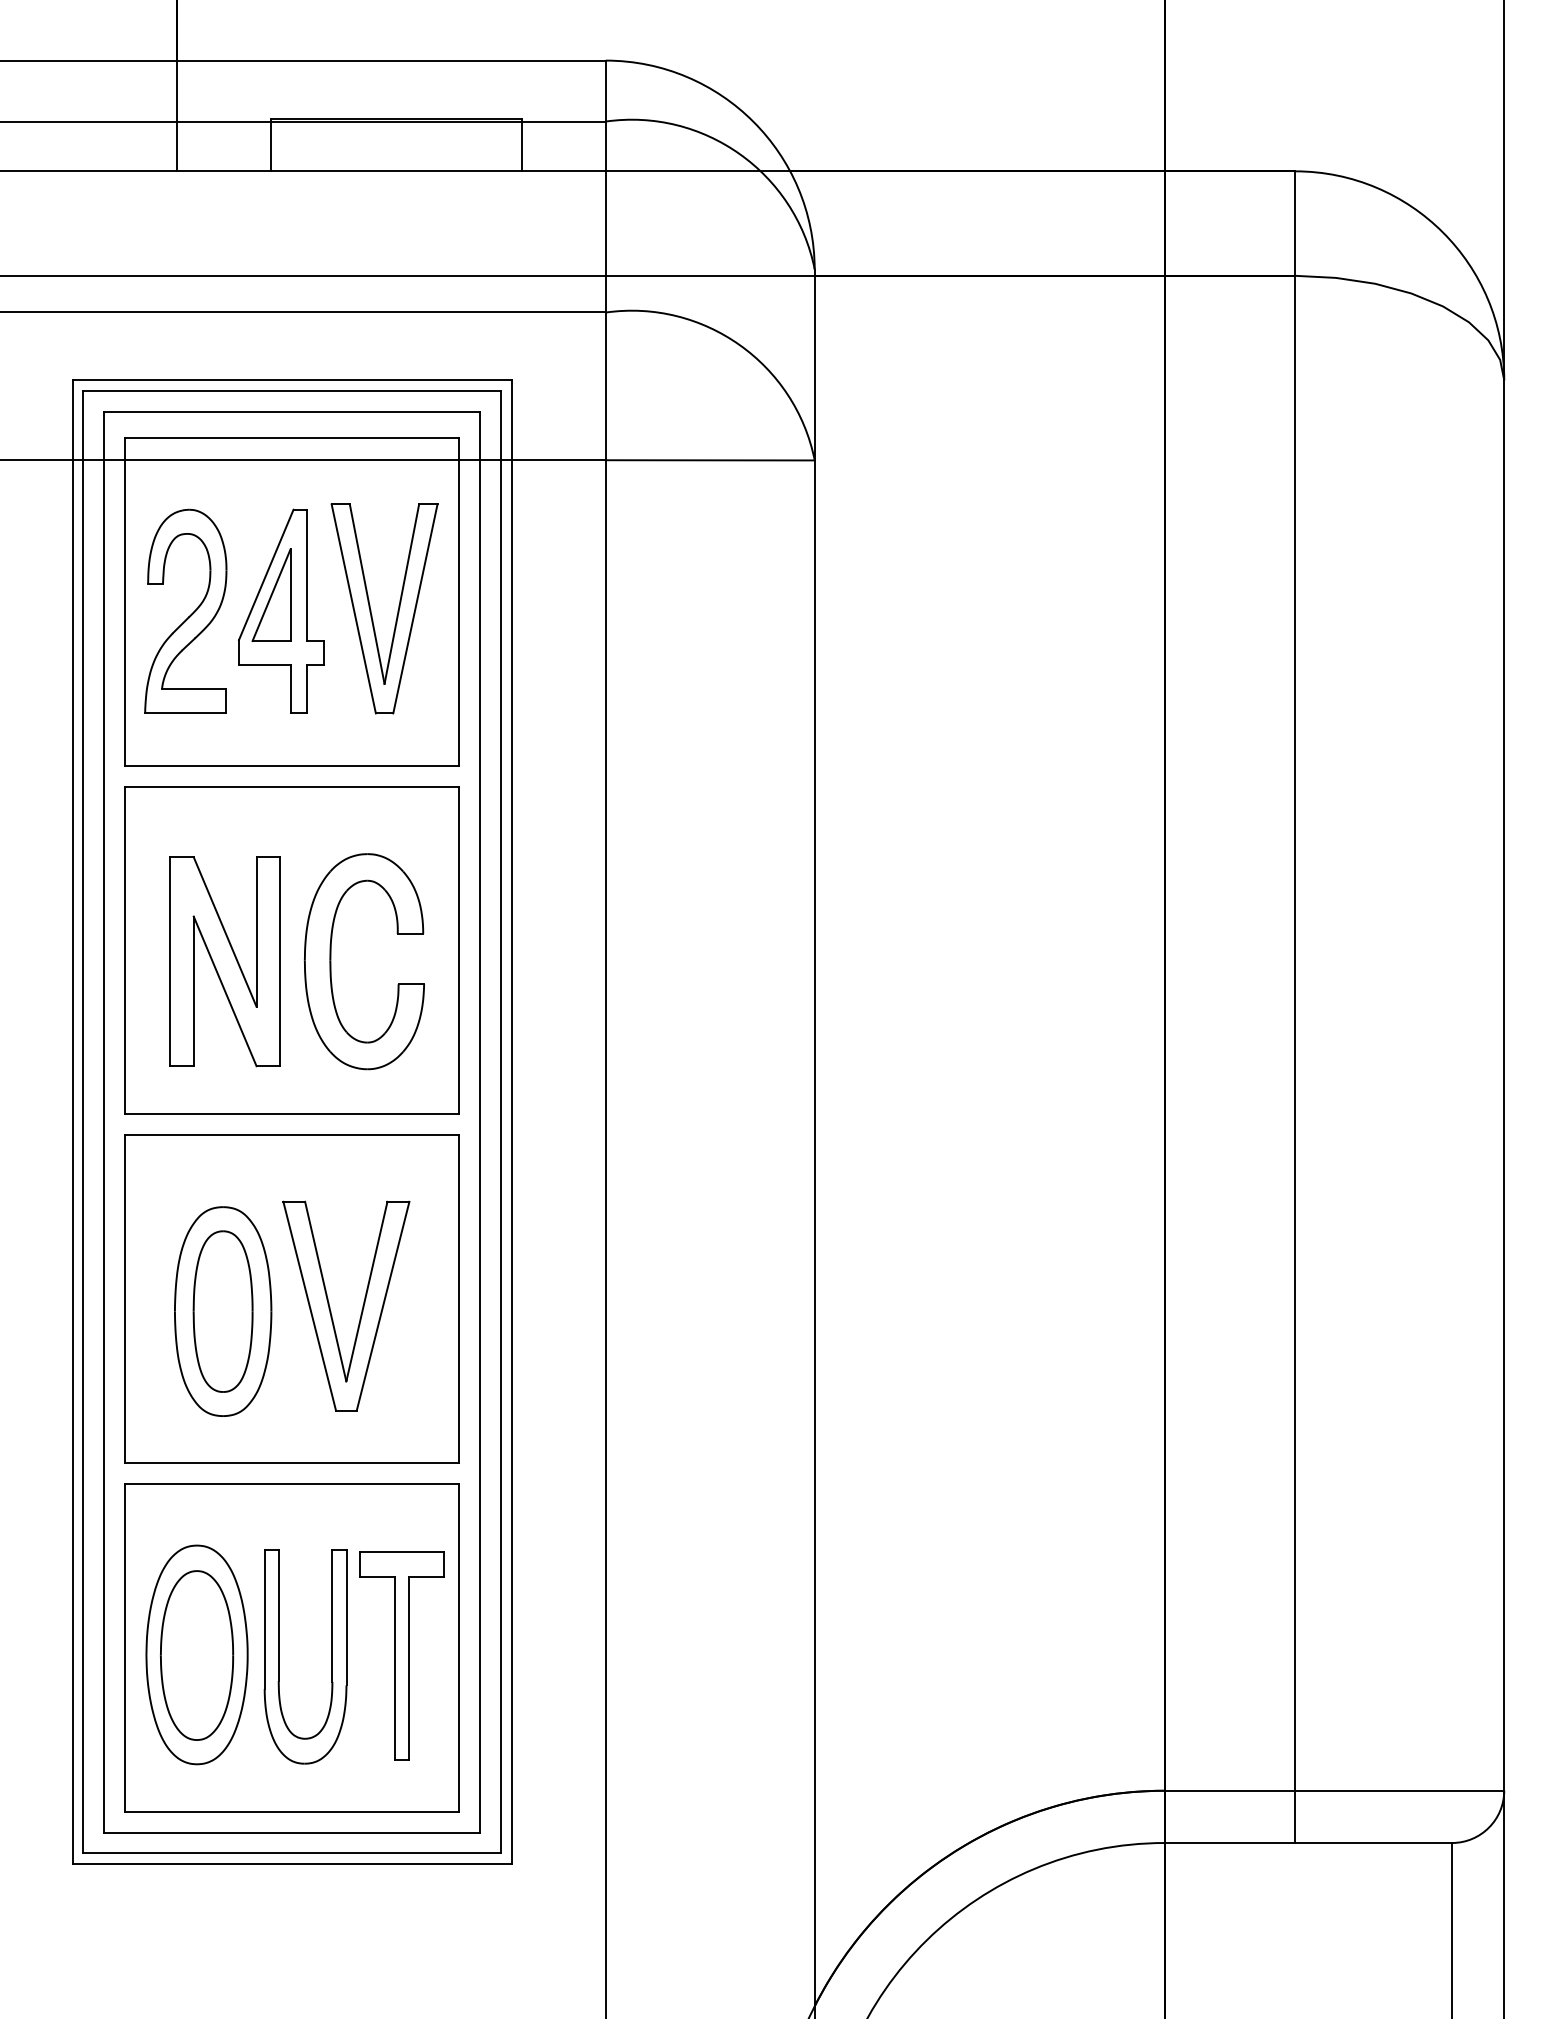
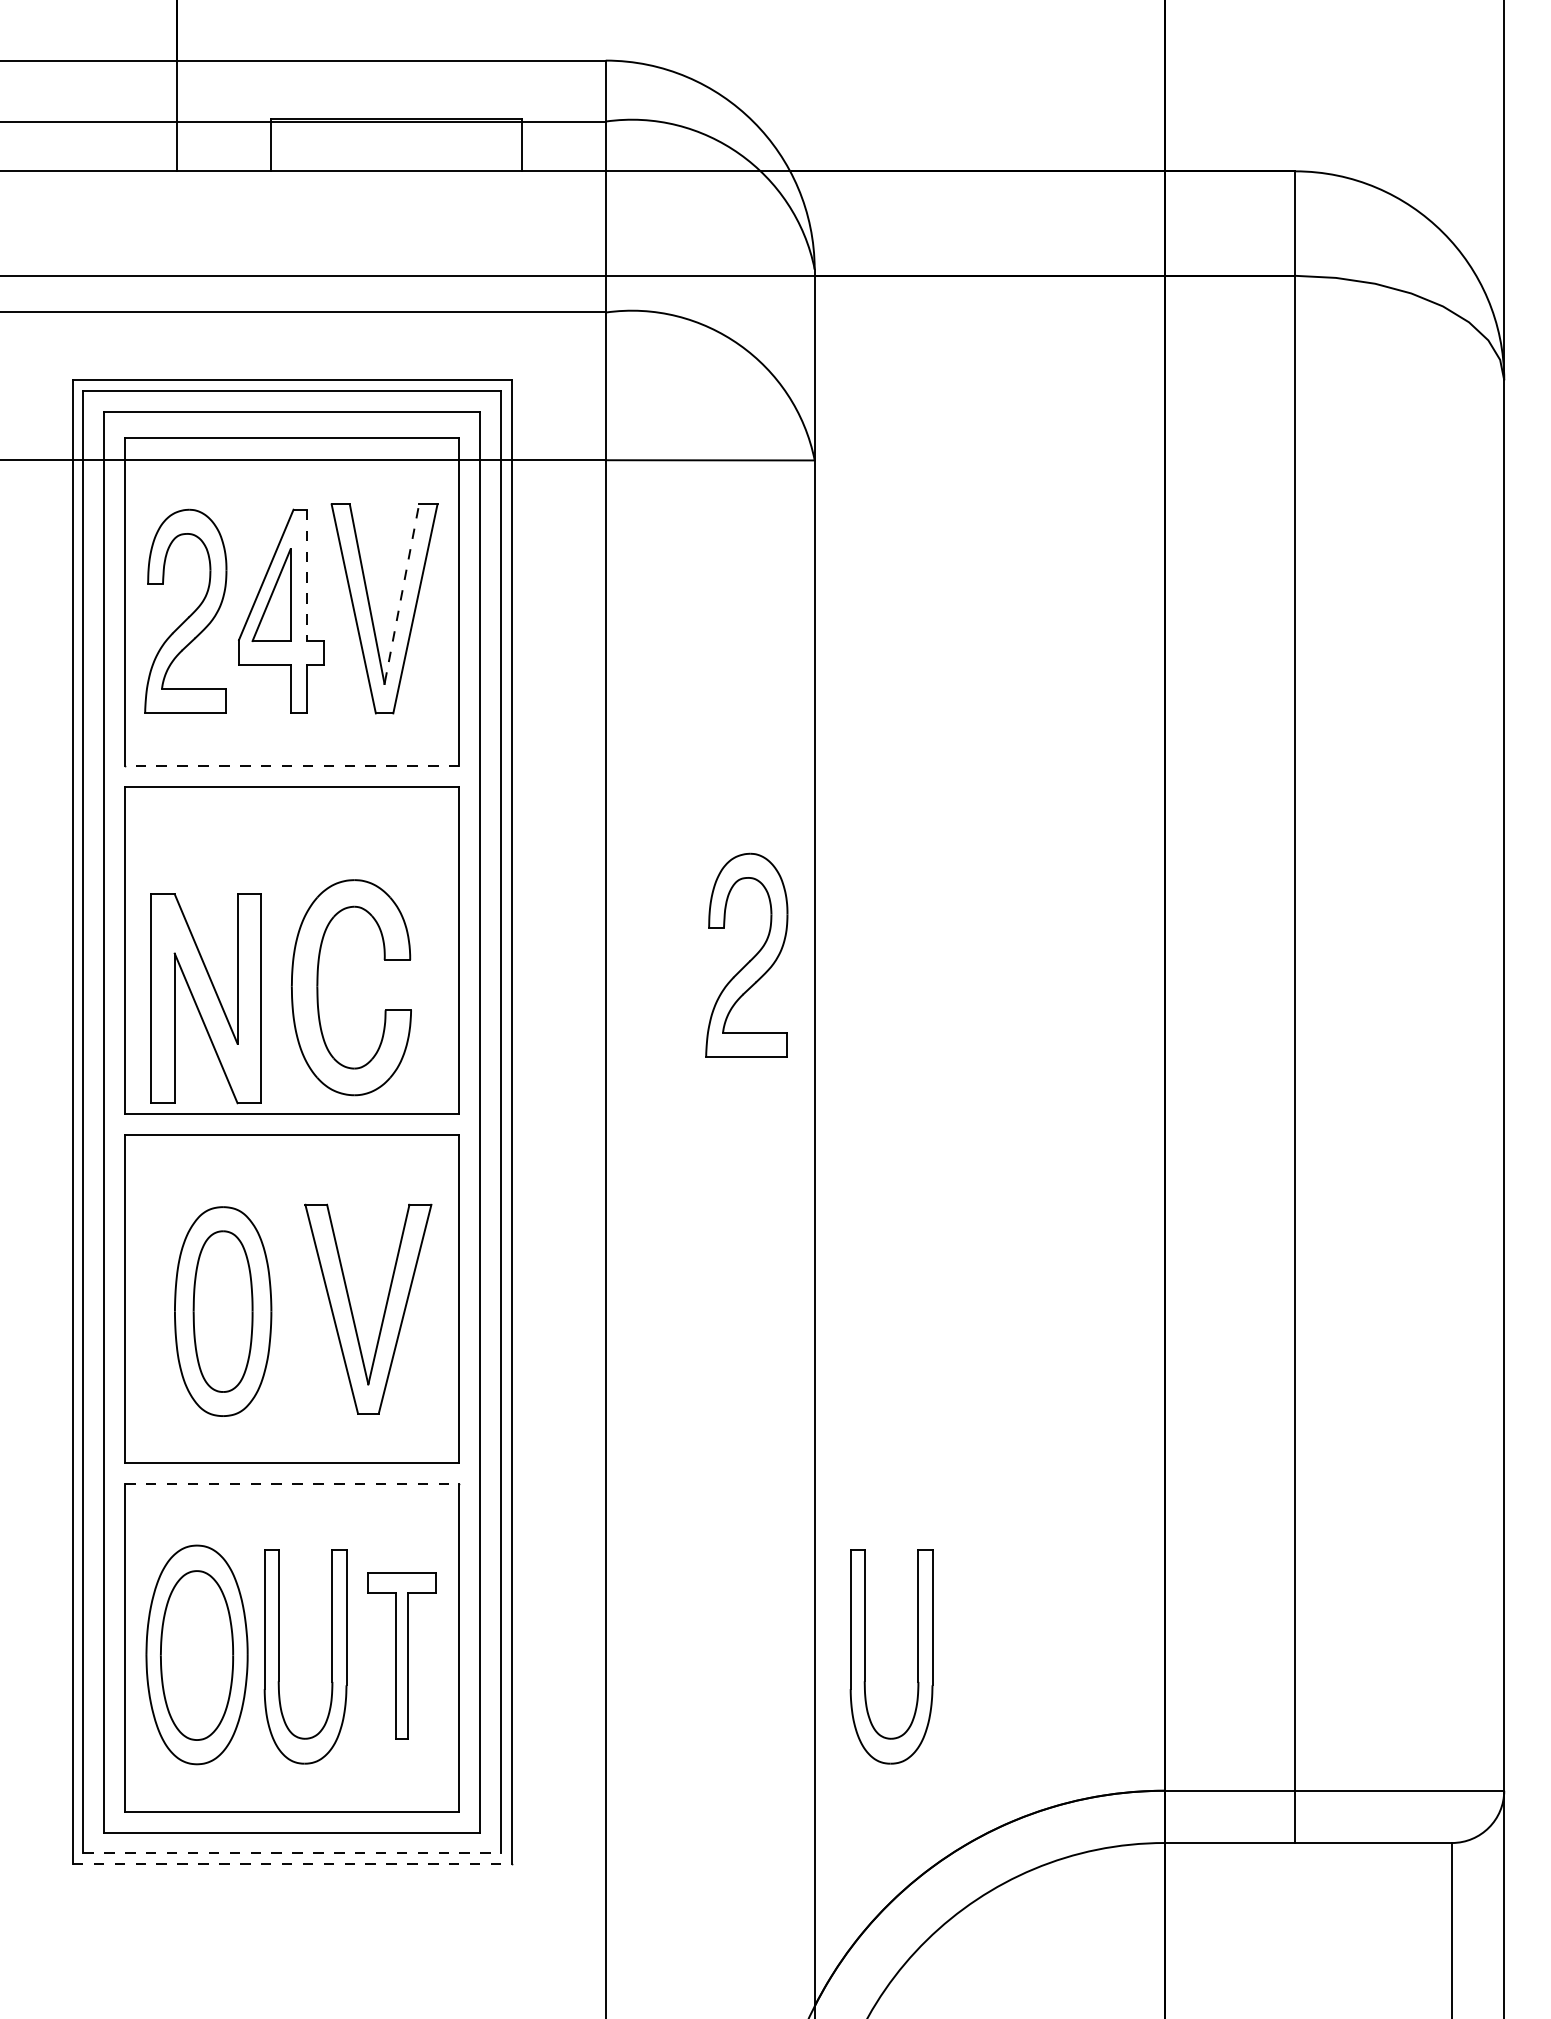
line: solid -> dashed (306, 575)
line: solid -> dashed (401, 593)
line: solid -> dashed (291, 765)
part: none -> present (751, 958)
part position: (224, 961) -> (205, 998) (205, 998)
part position: (331, 961) -> (318, 987) (318, 987)
part position: (361, 1309) -> (383, 1312) (383, 1312)
line: solid -> dashed (292, 1483)
part size: 86x210 px -> 70x168 px (401, 1655)
part: none -> present (865, 1656)
line: solid -> dashed (292, 1853)
line: solid -> dashed (292, 1863)
